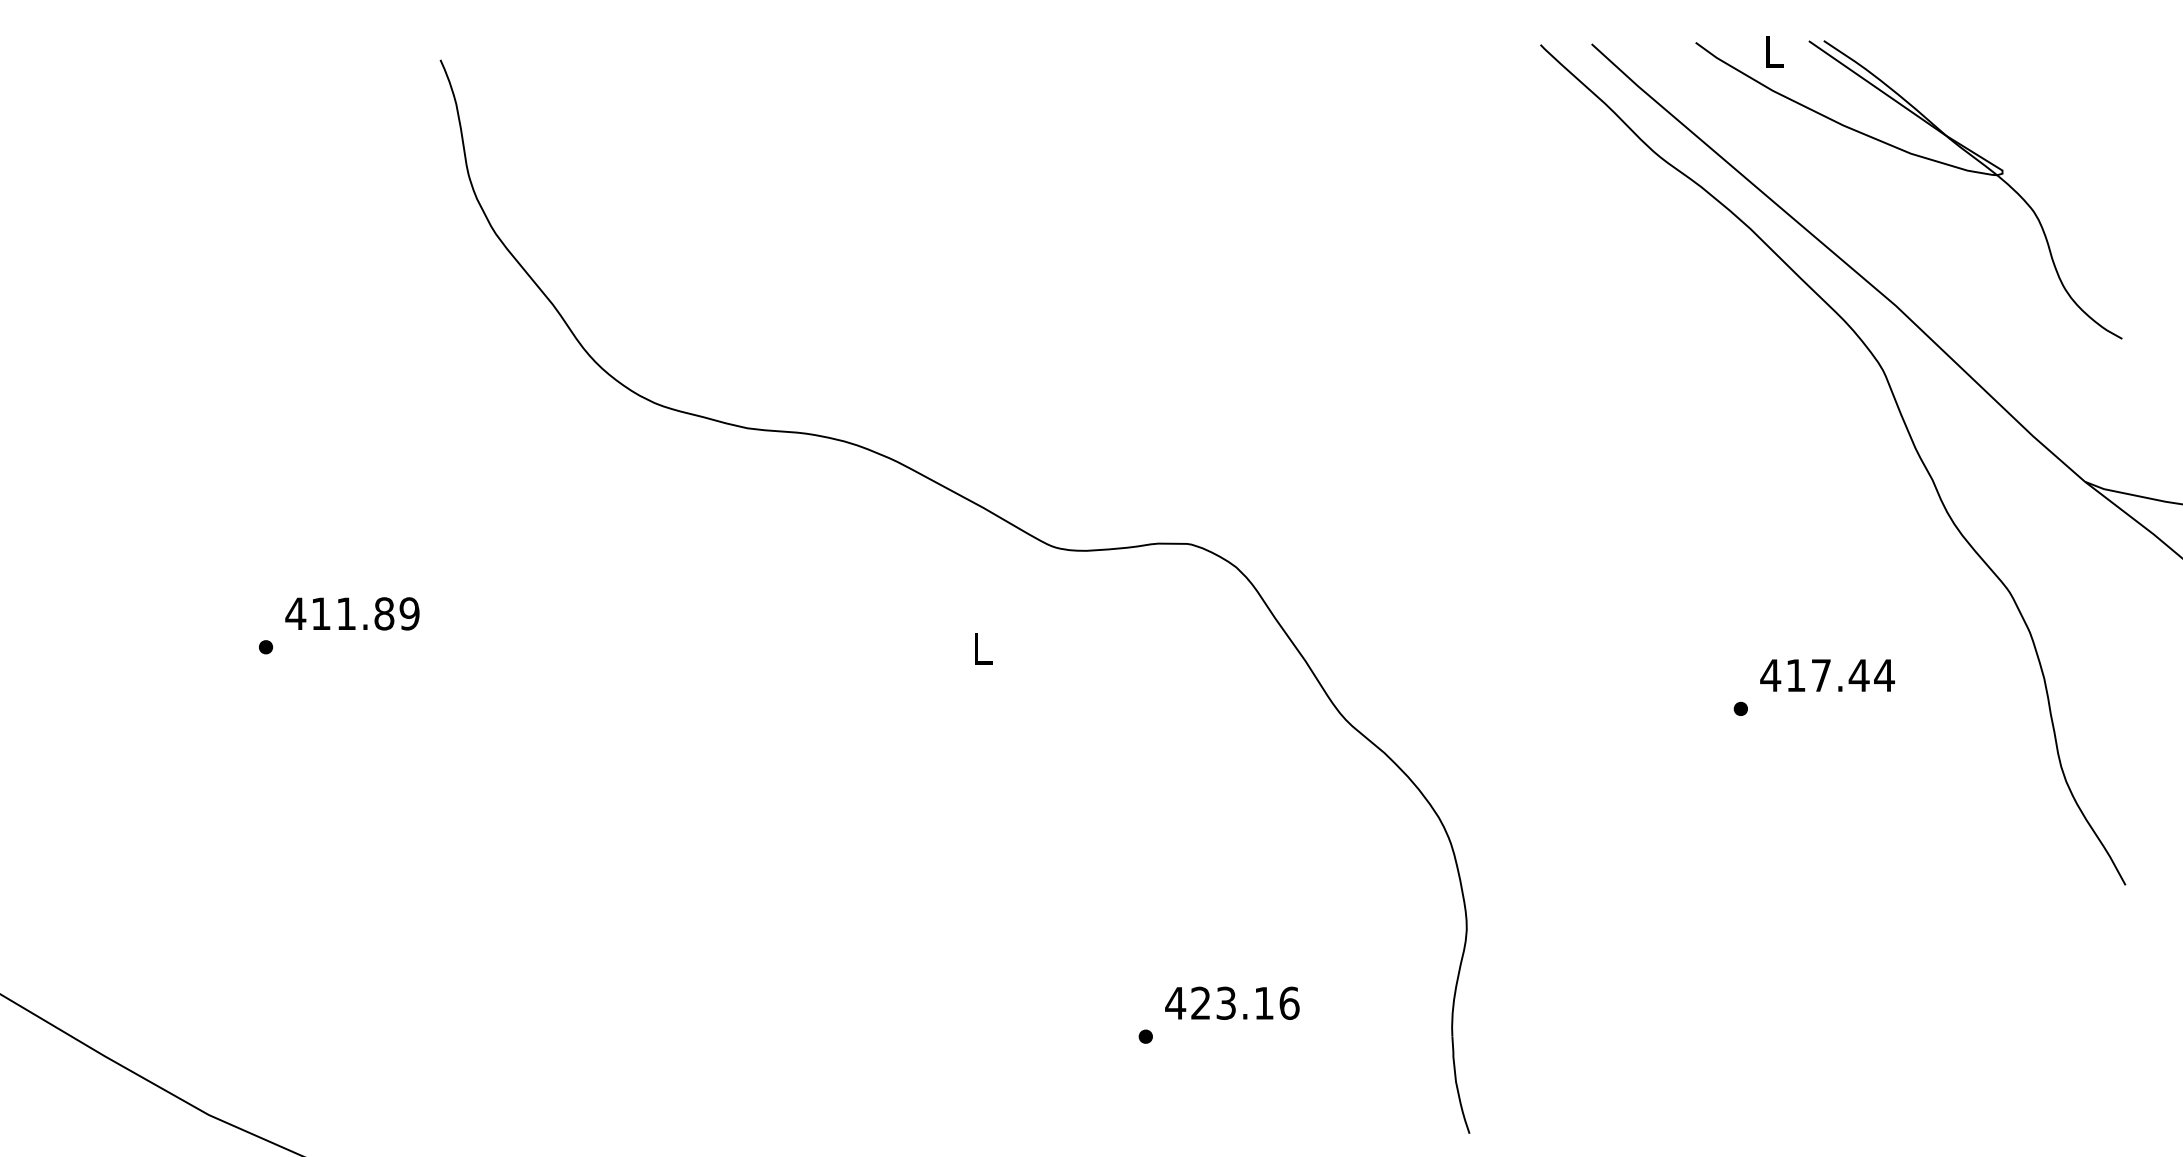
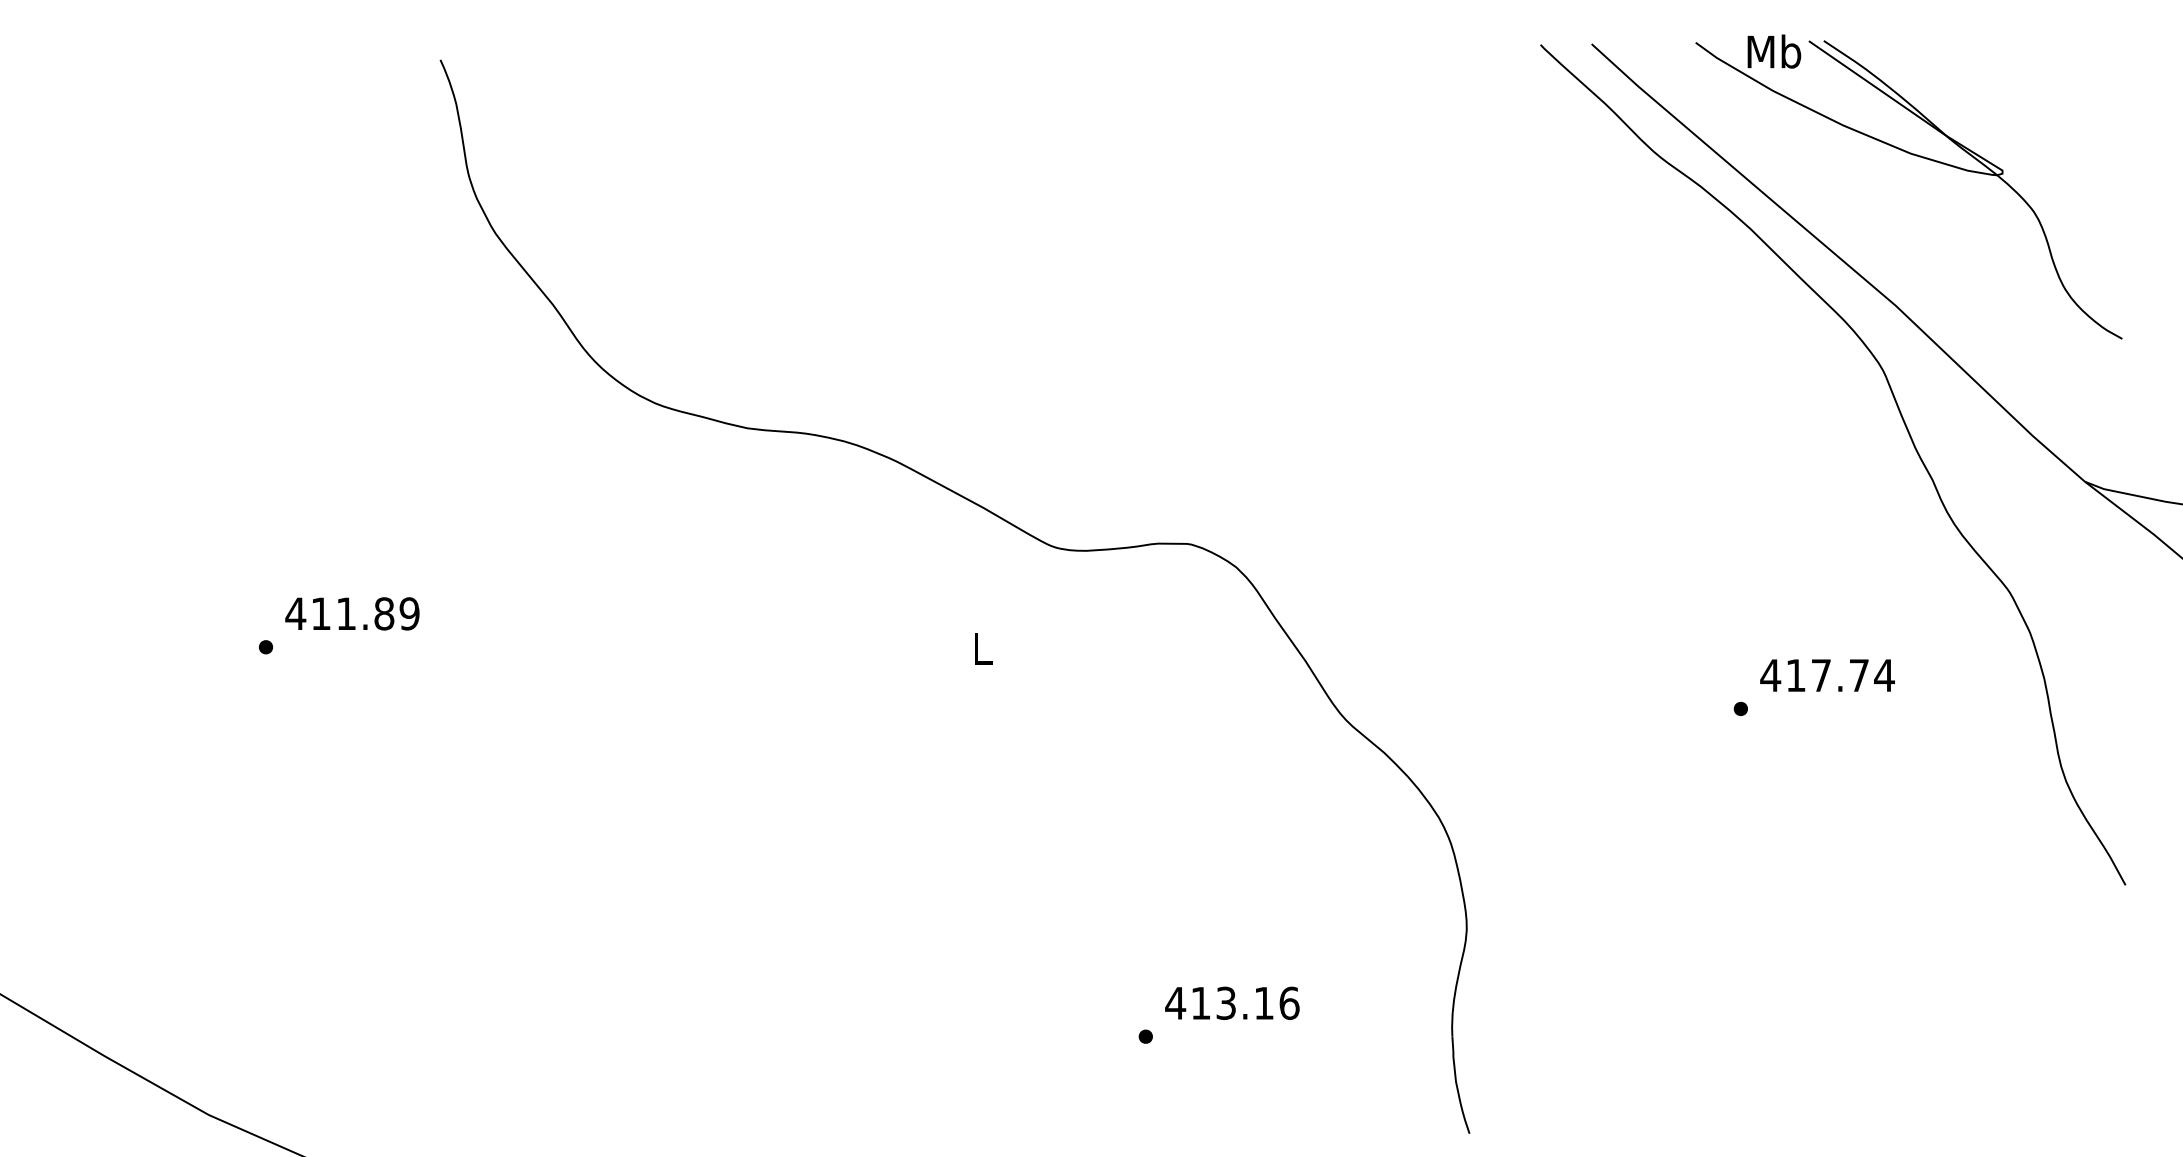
text: L -> Mb (1774, 51)
text: 417.44 -> 417.74 (1858, 675)
text: 423.16 -> 413.16 (1200, 1002)
